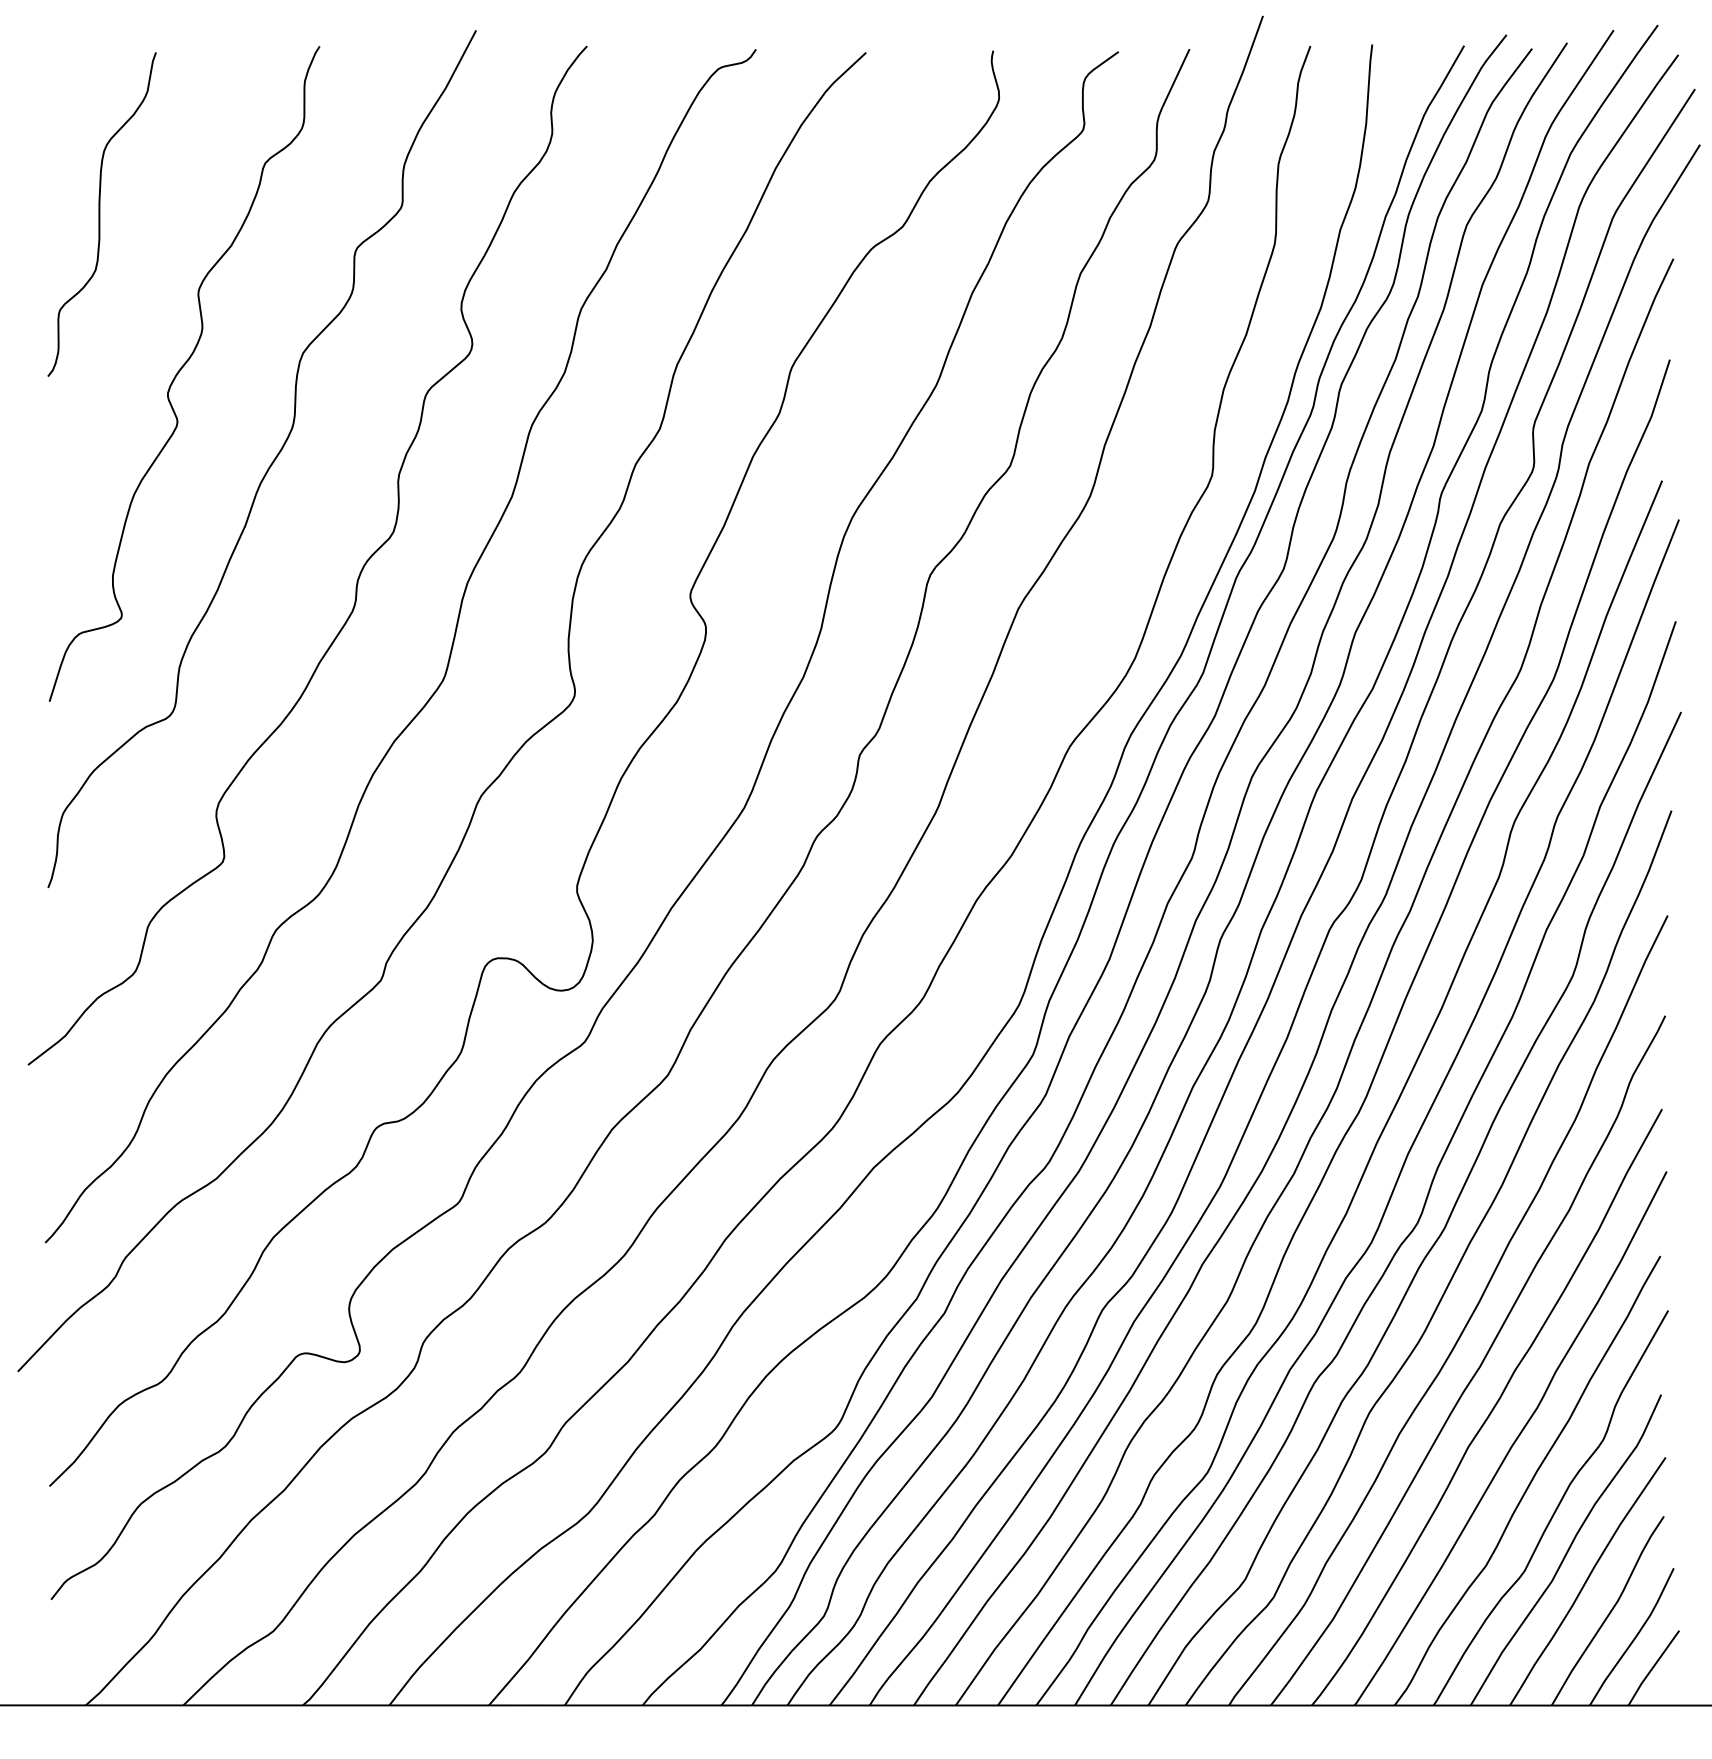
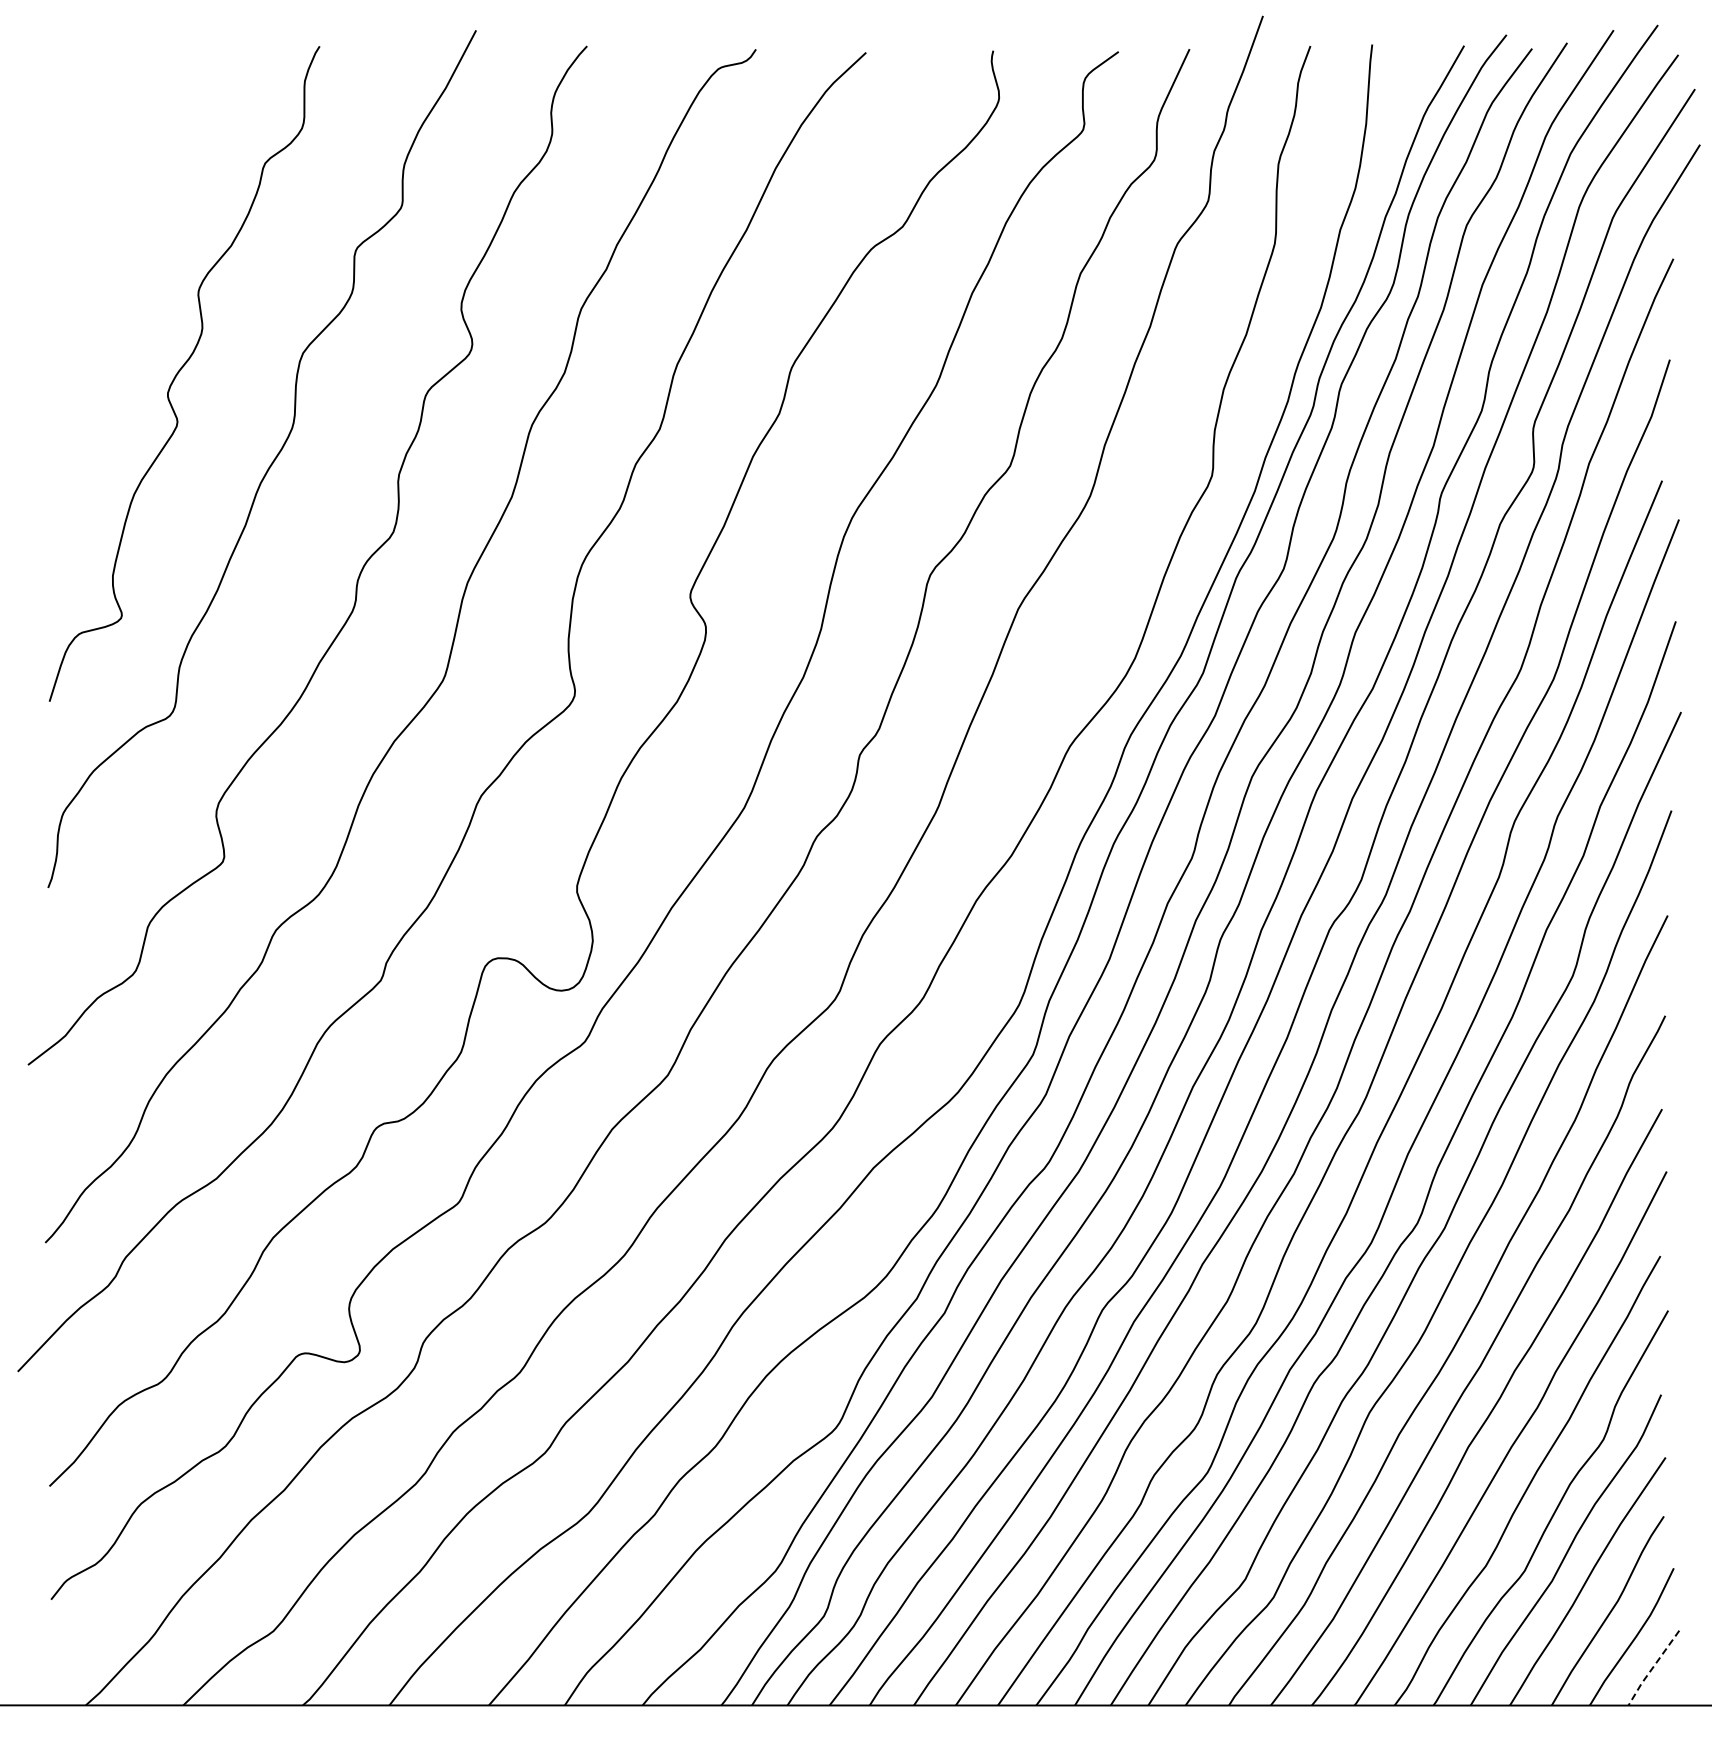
curve: present -> none (100, 214)
line: solid -> dashed (1652, 1668)
